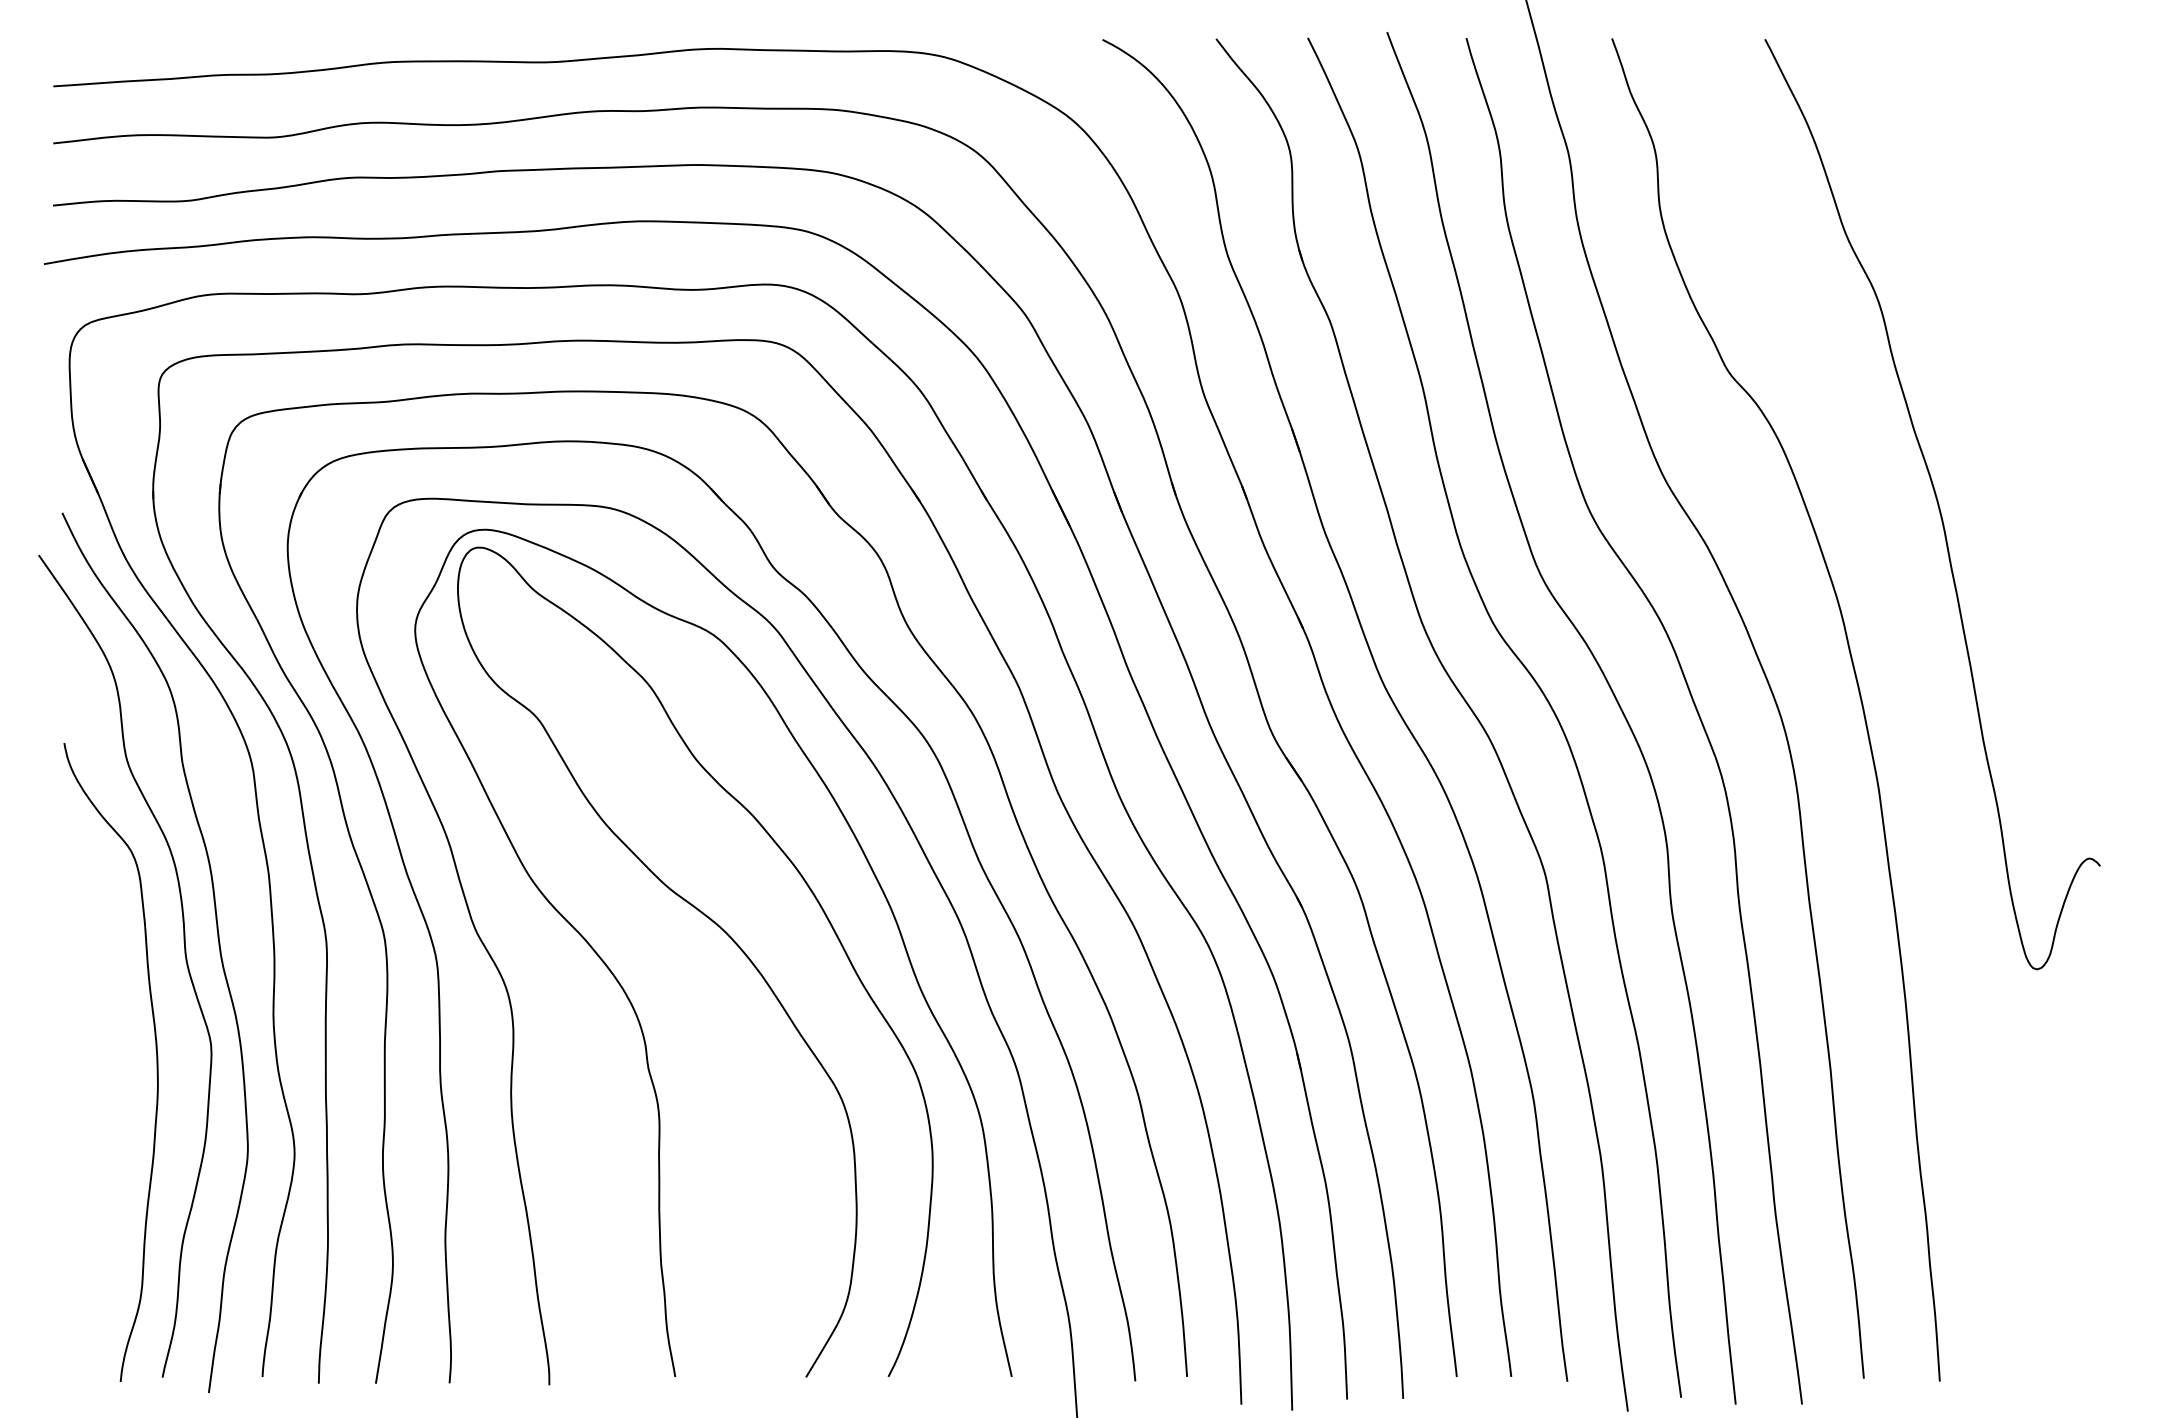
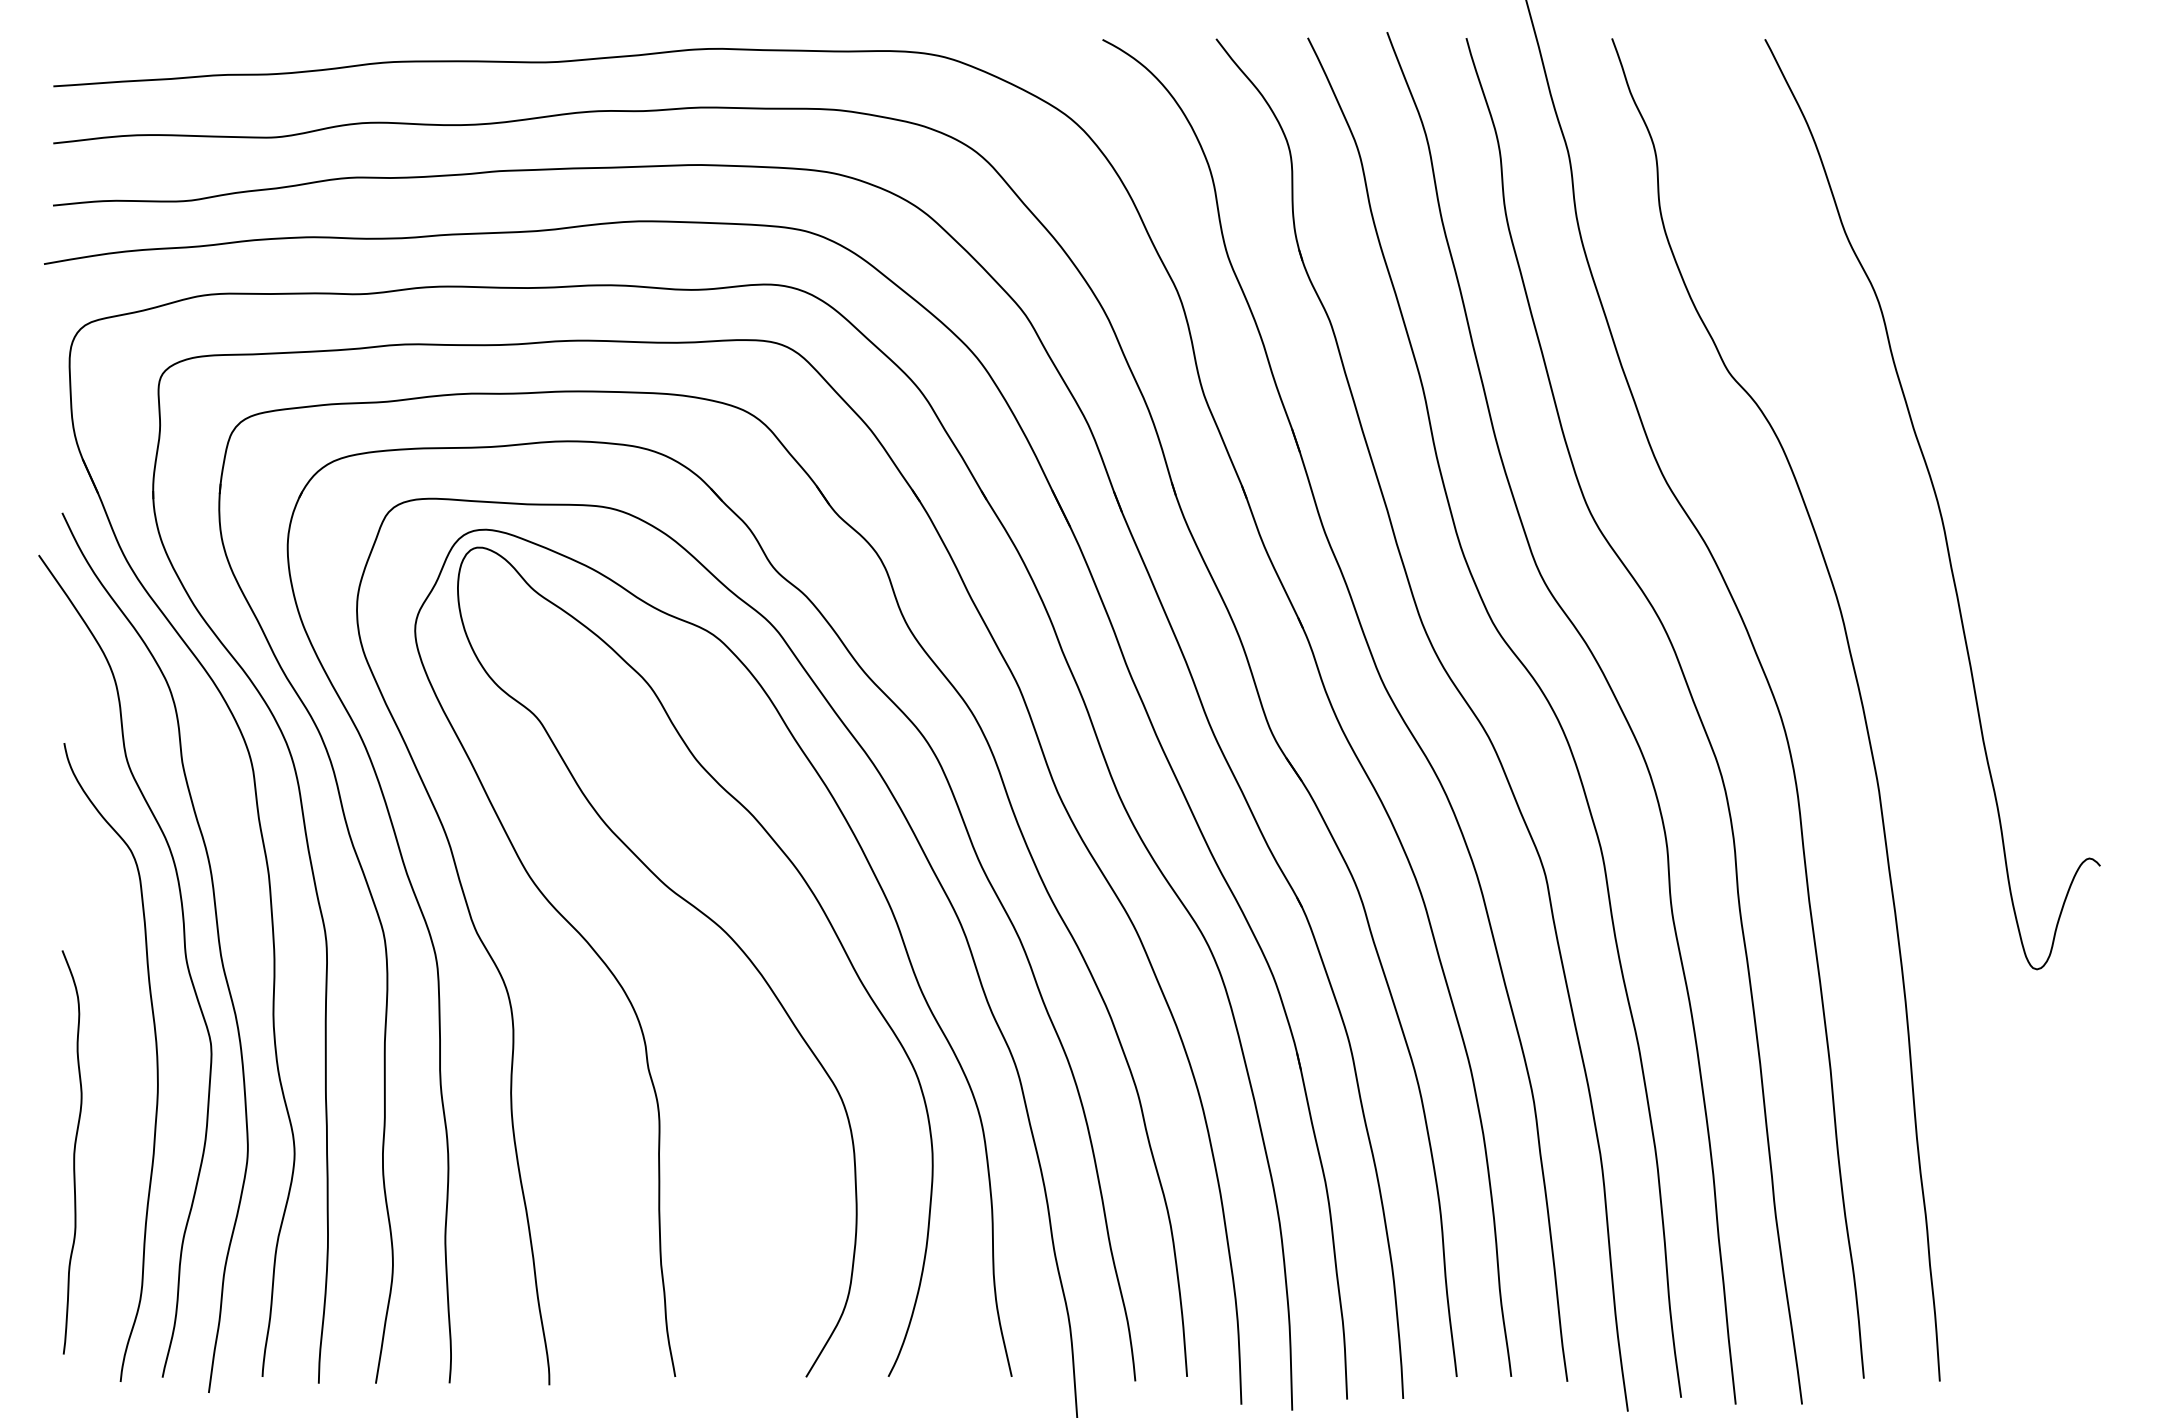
curve: none -> present (73, 1152)
